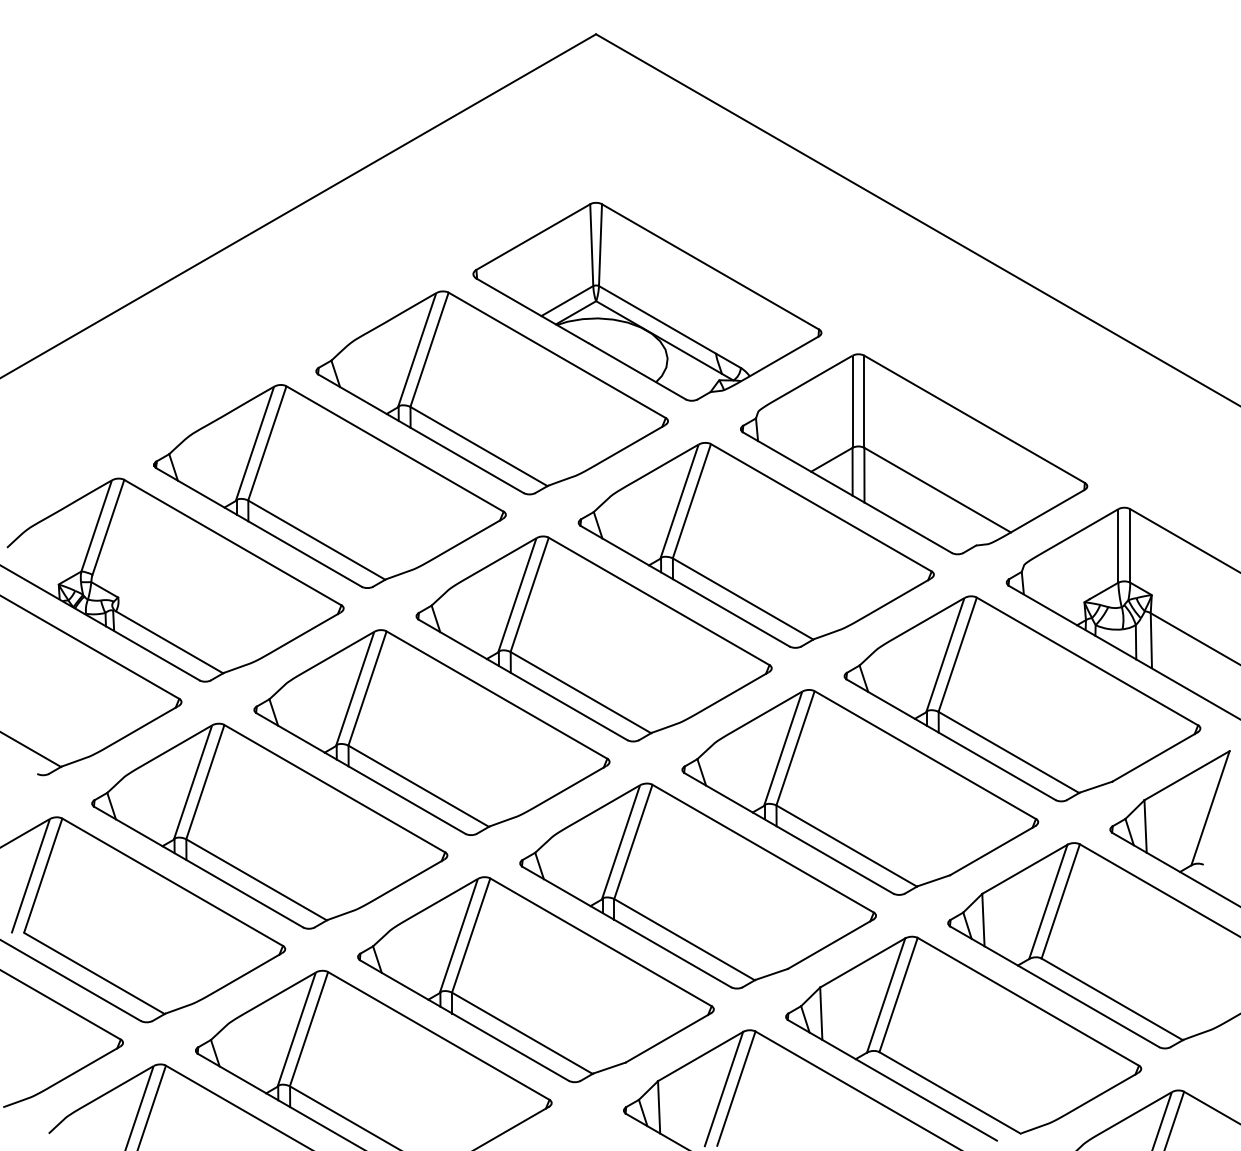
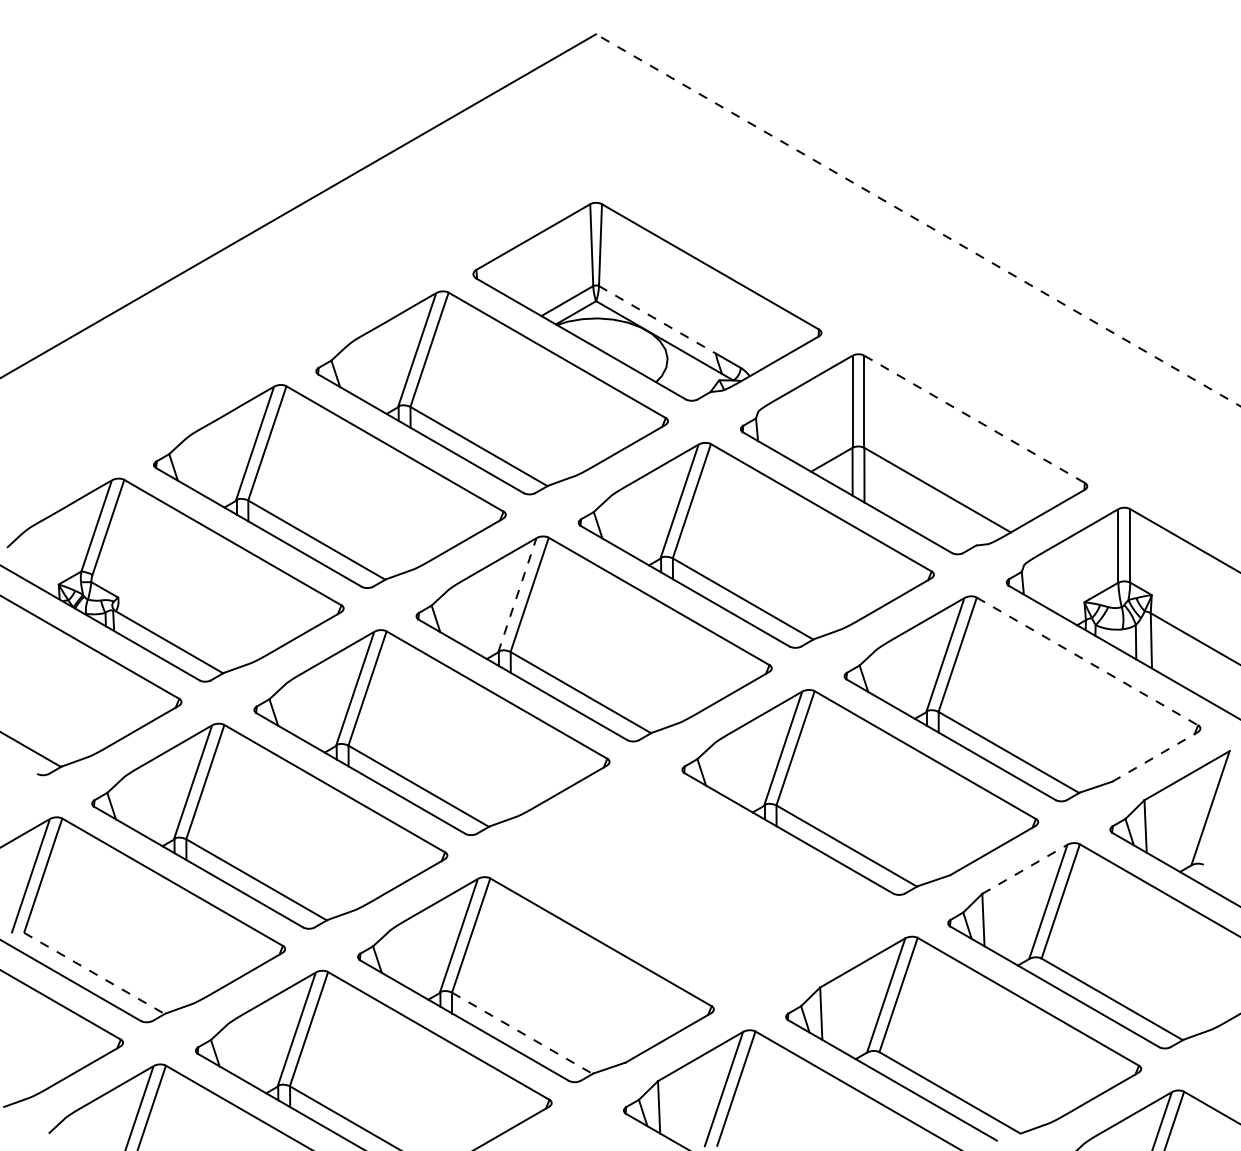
line: solid -> dashed (918, 220)
line: solid -> dashed (657, 319)
line: solid -> dashed (975, 419)
line: solid -> dashed (517, 595)
line: solid -> dashed (1087, 661)
line: solid -> dashed (1155, 756)
line: solid -> dashed (1025, 869)
part: present -> none (697, 885)
line: solid -> dashed (94, 973)
line: solid -> dashed (522, 1033)
